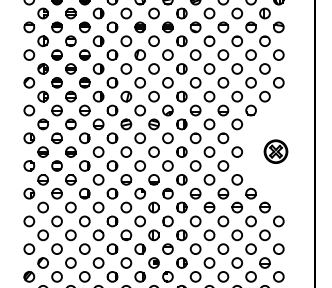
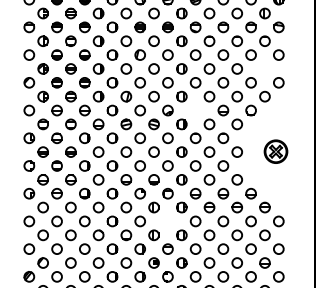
circle: present -> none (264, 68)
part: present -> none (195, 110)
part: present -> none (167, 221)
